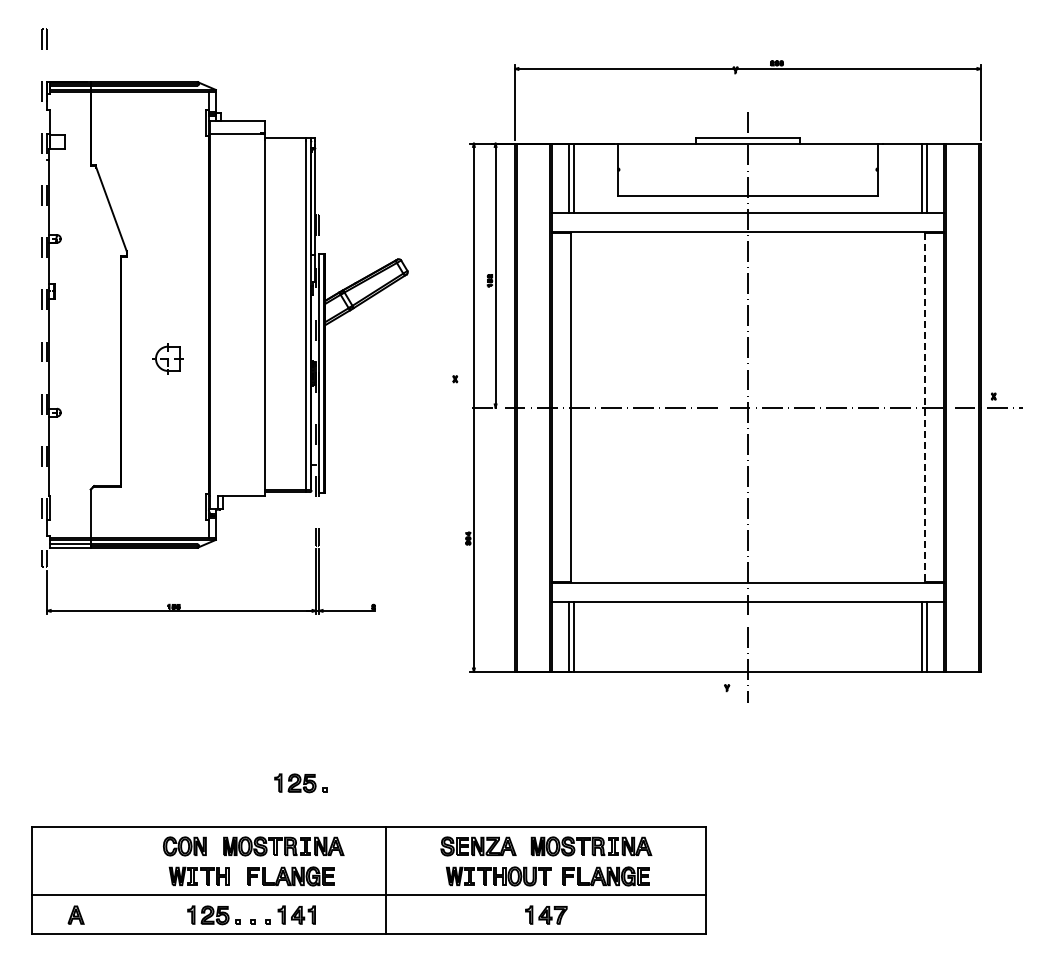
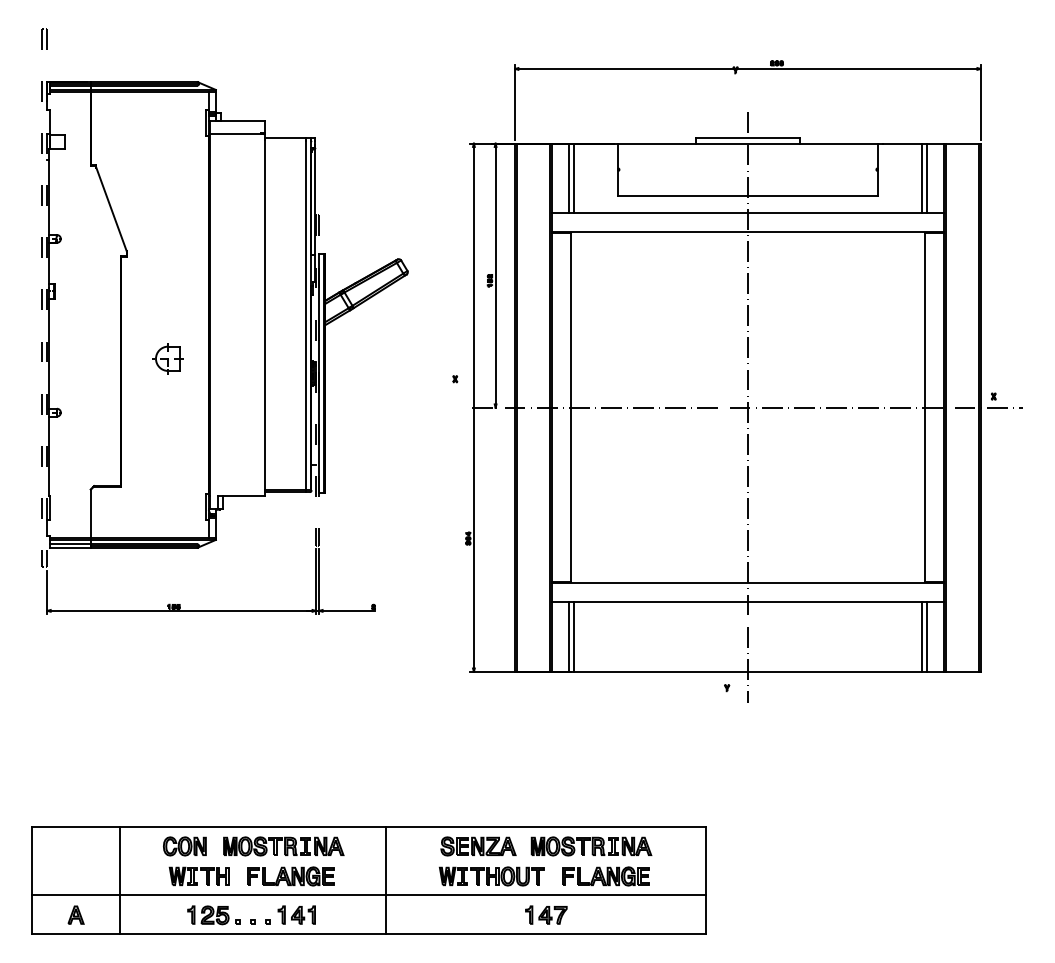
line: dashed -> solid (925, 407)
part: present -> none (300, 783)
part position: (498, 876) -> (491, 876) (491, 876)
line: none -> present (120, 880)
